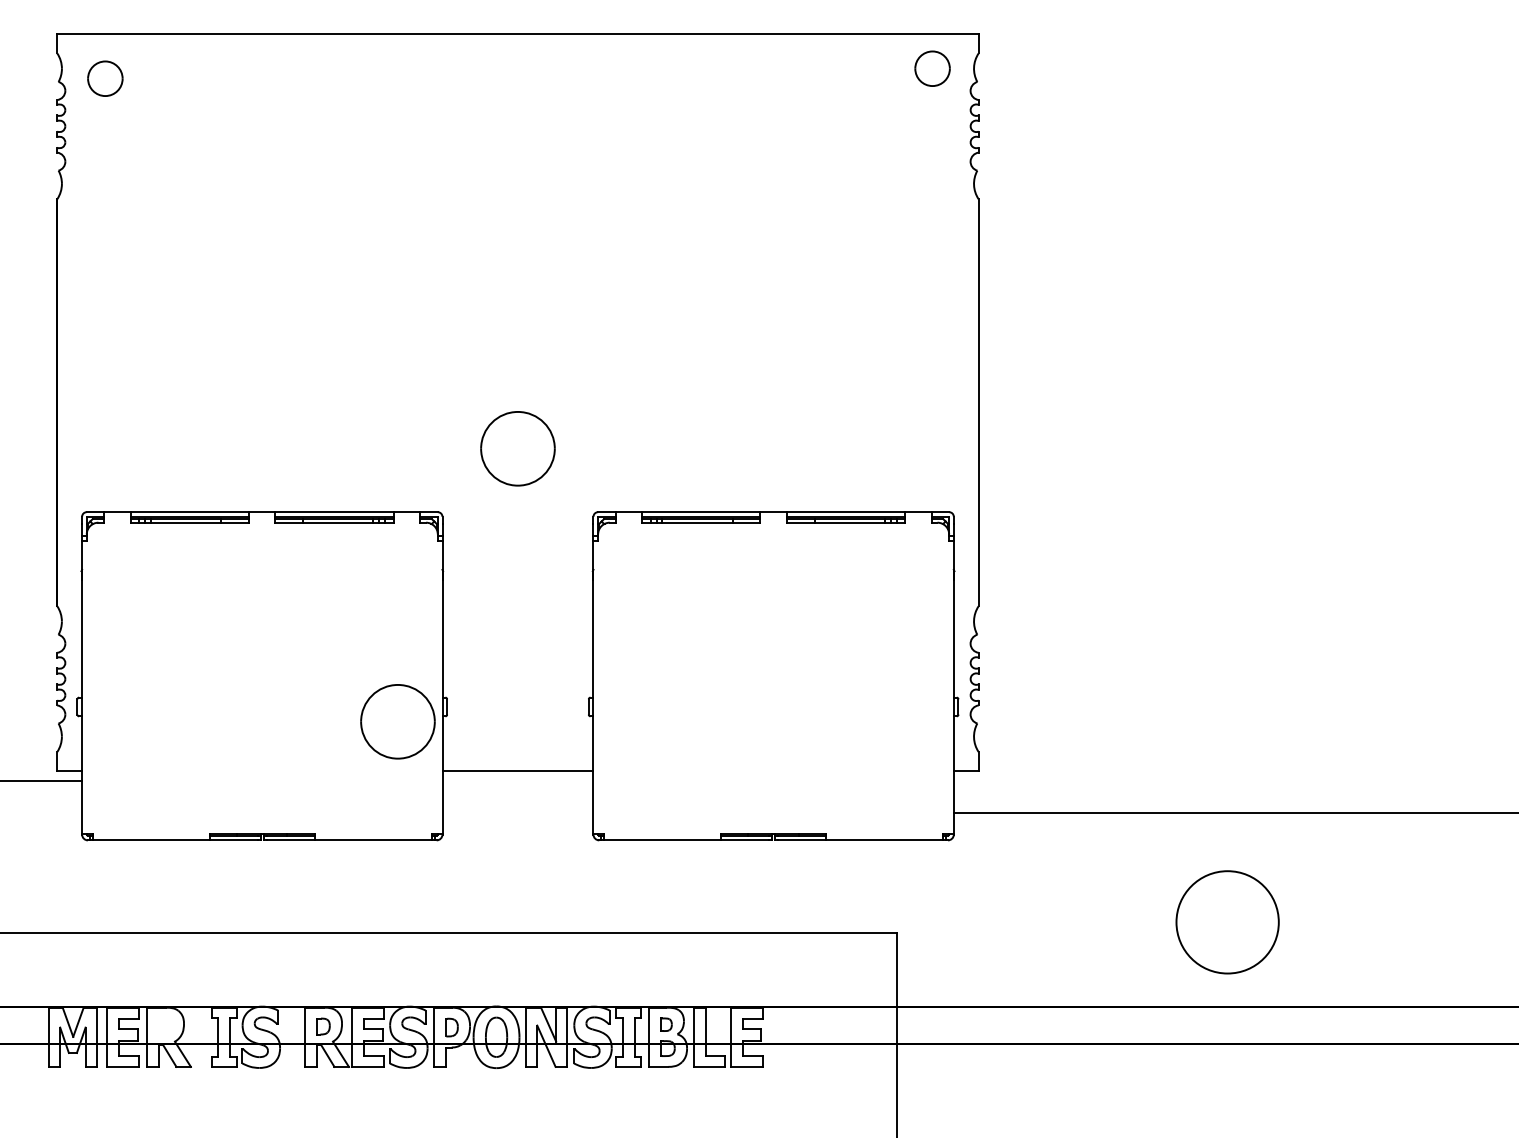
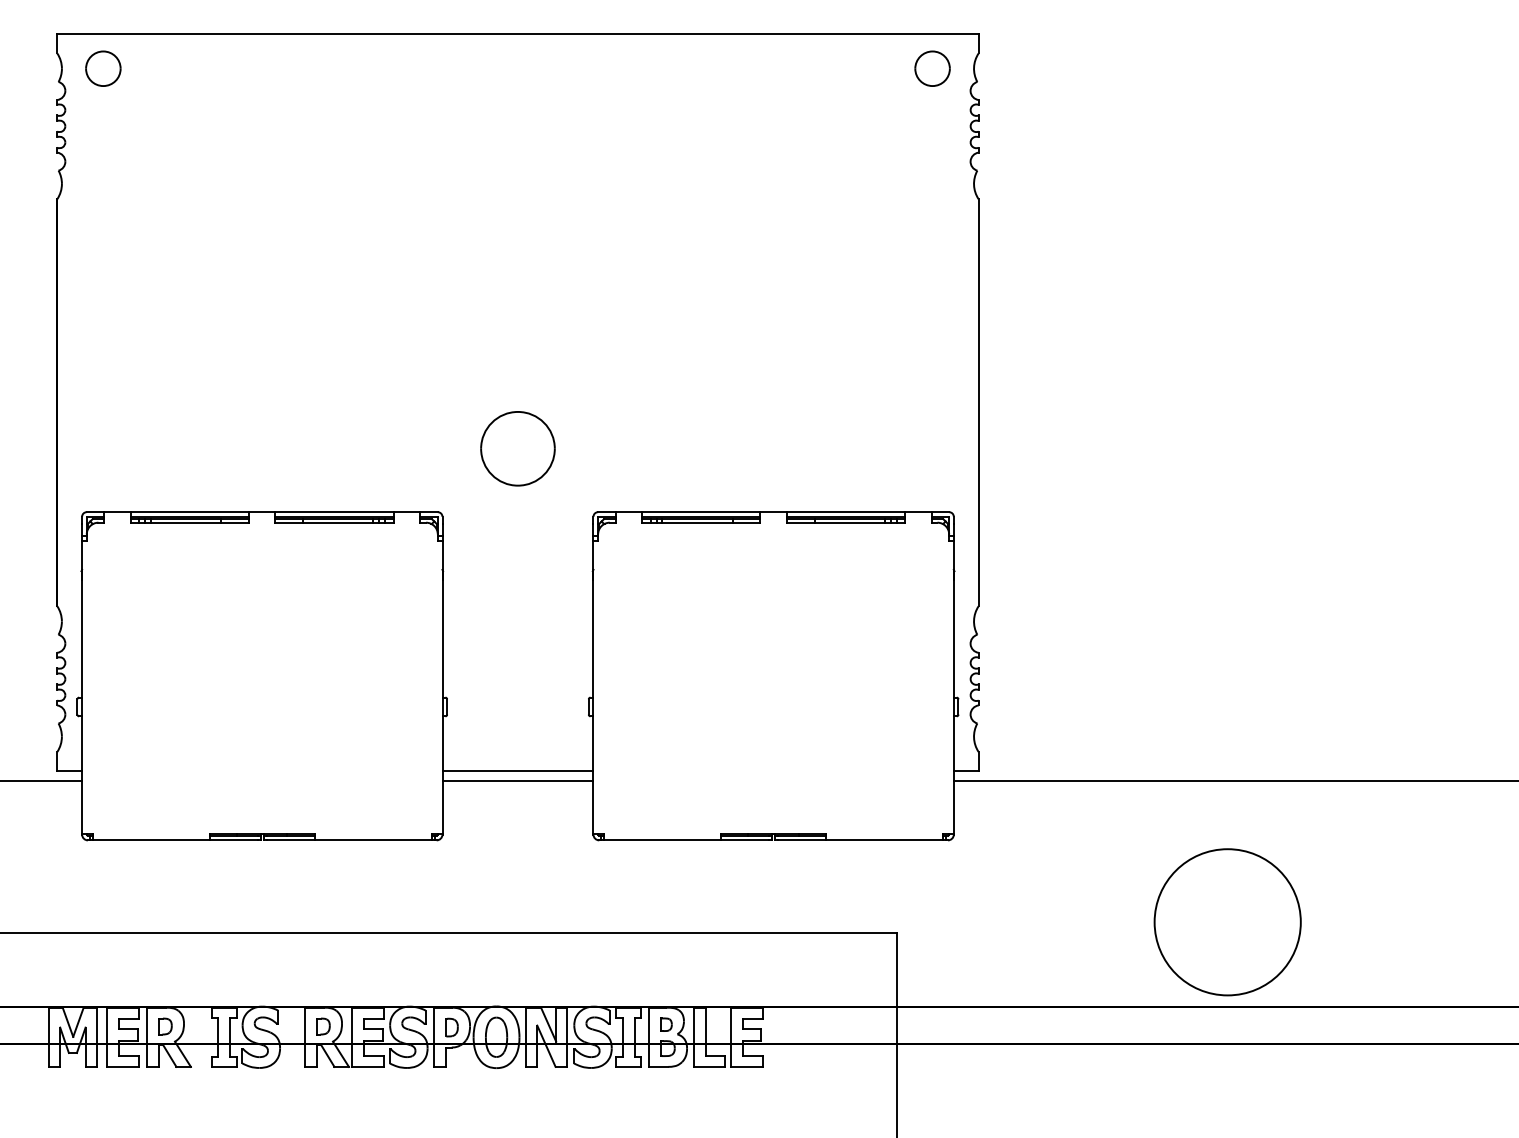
part position: (105, 78) -> (103, 68) (103, 68)
part: present -> none (397, 721)
line: none -> present (517, 781)
line position: (1234, 813) -> (1234, 781) (1234, 781)
circle size: 105x105 px -> 149x149 px (1227, 922)
part: none -> present (165, 1026)
